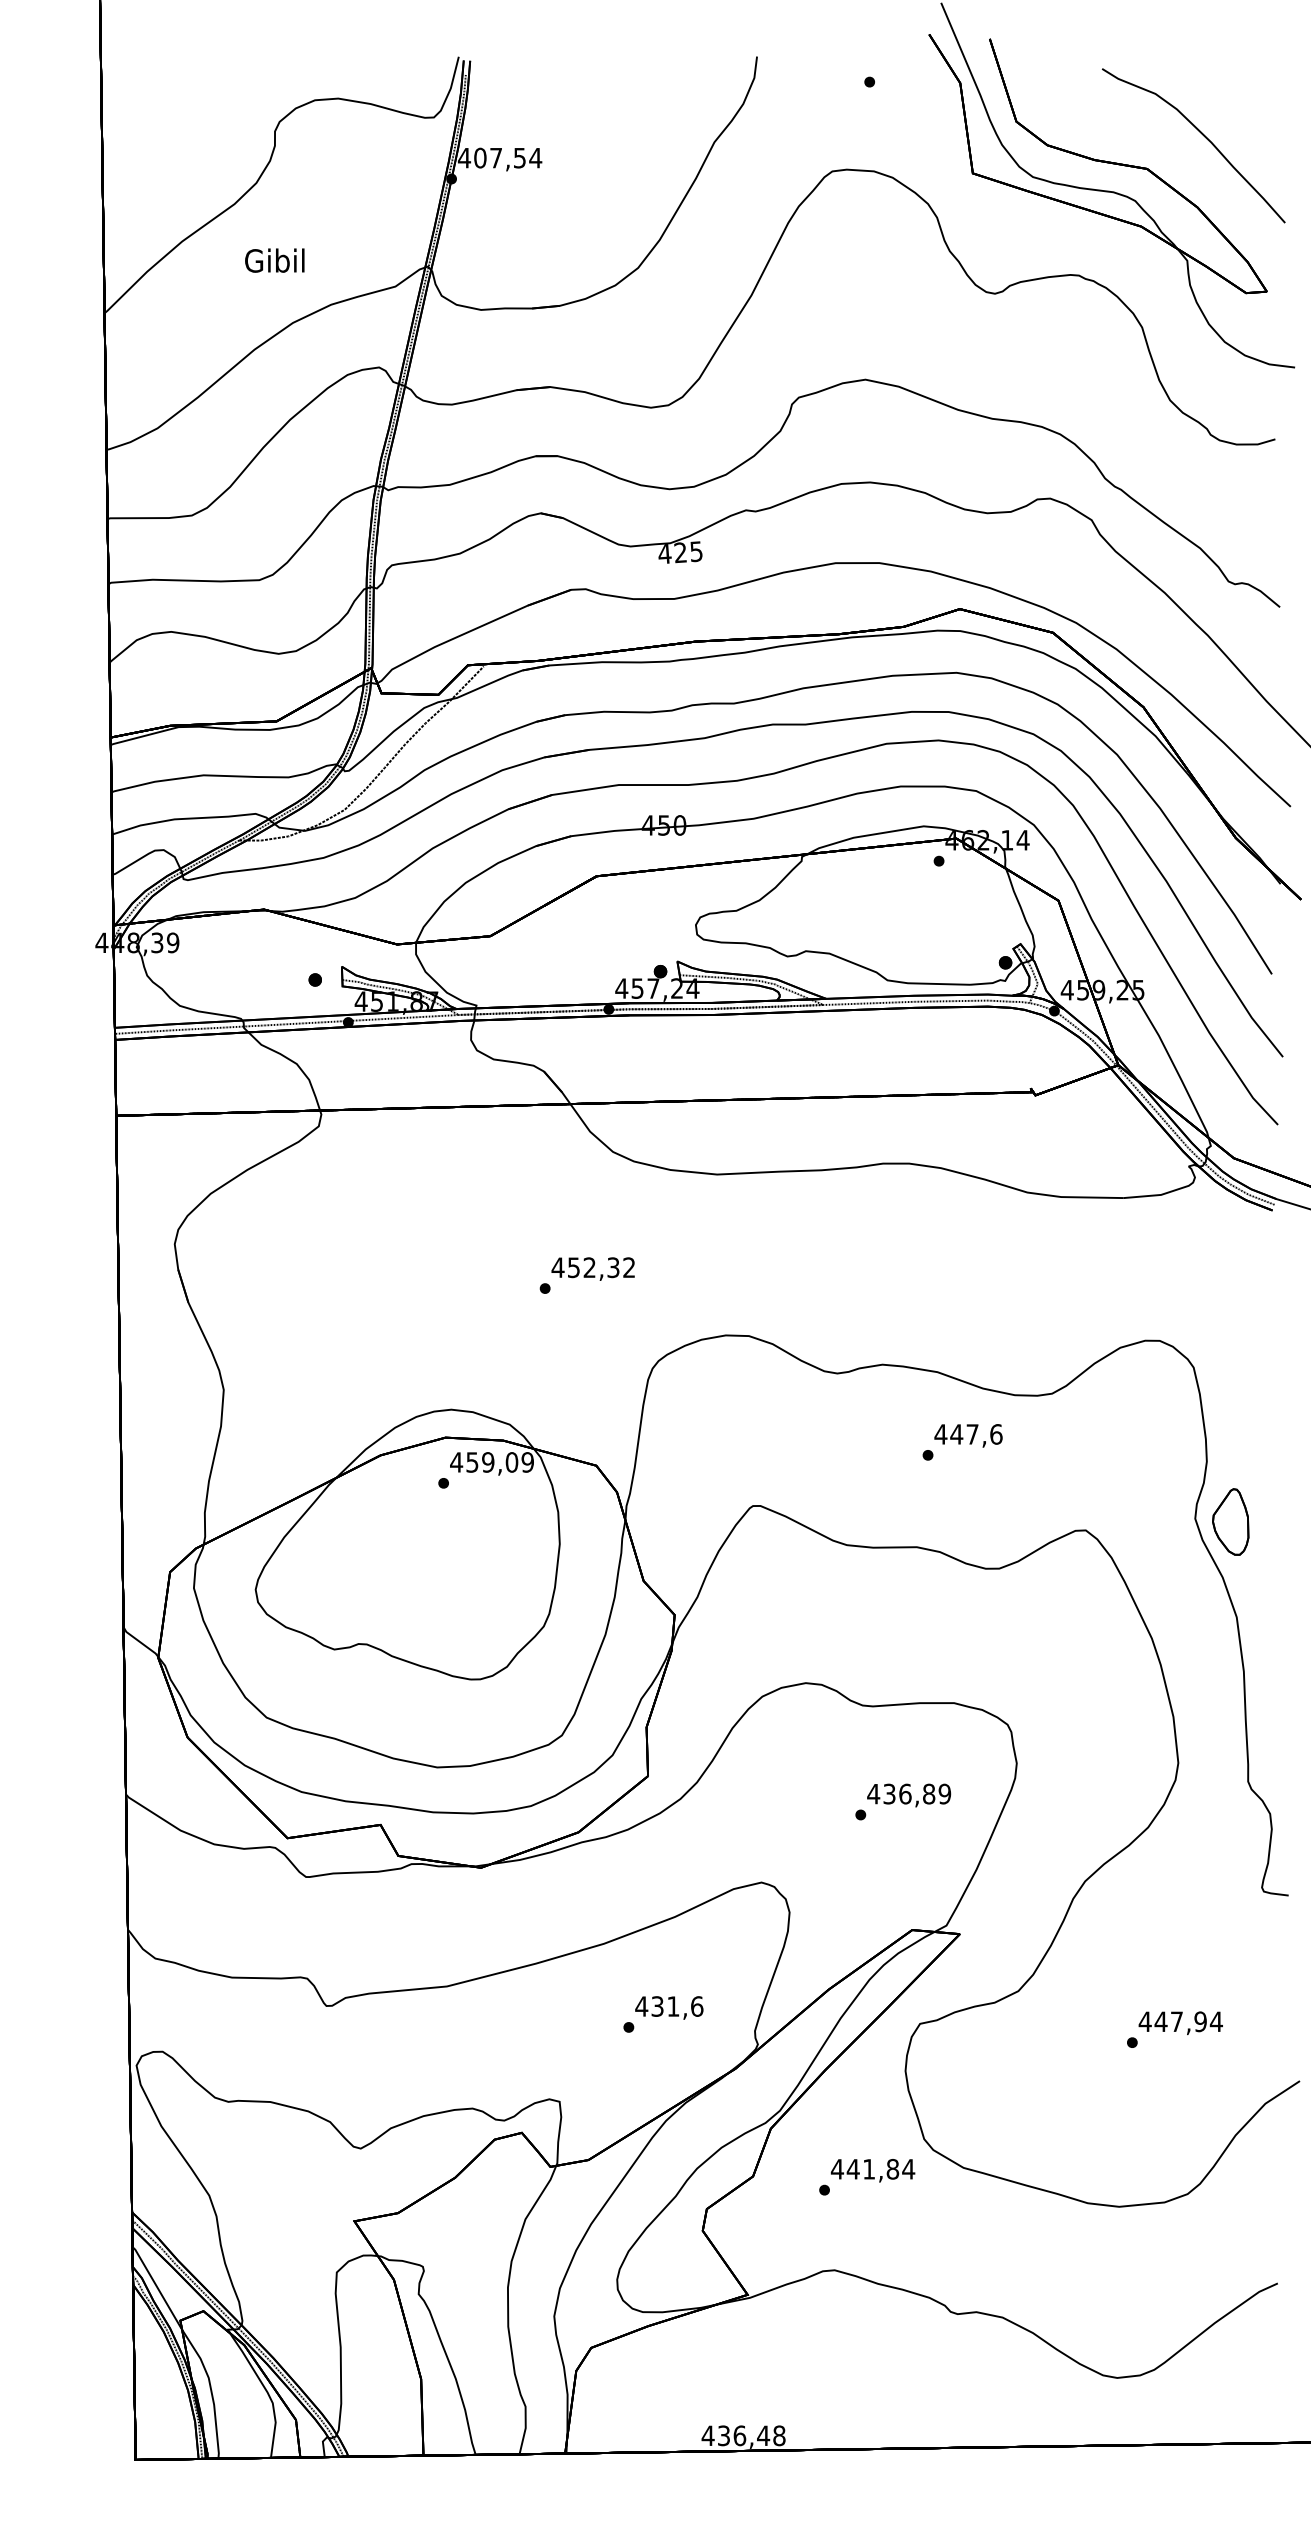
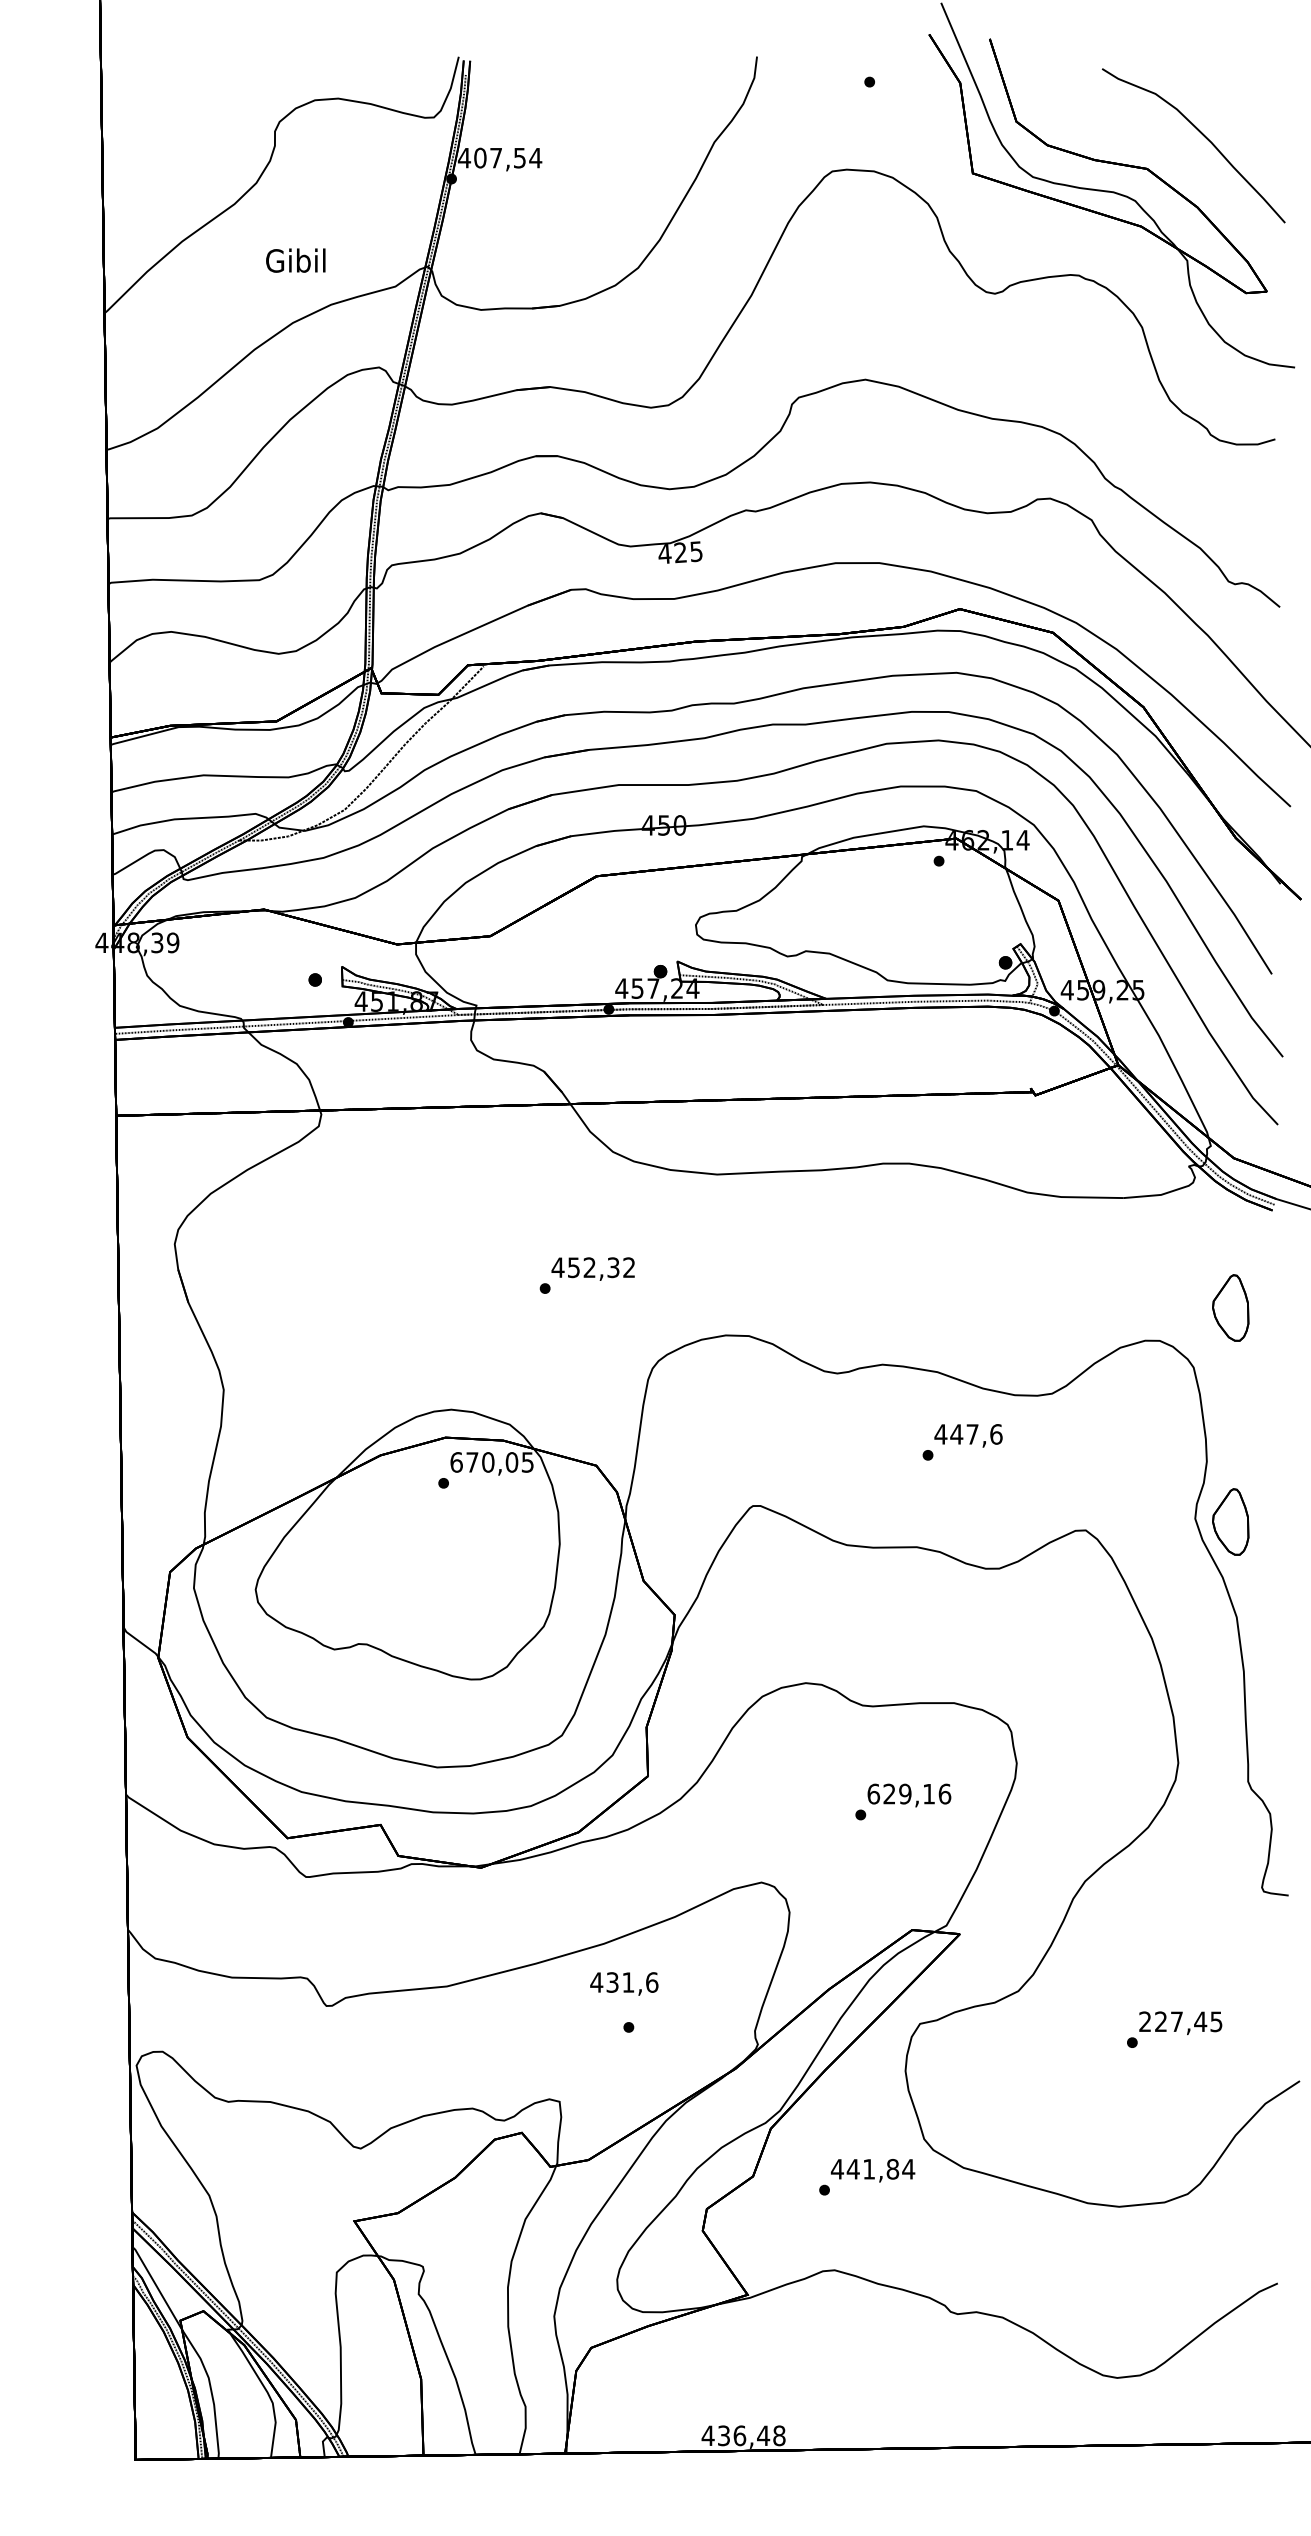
text position: (274, 260) -> (295, 260) (295, 260)
part: none -> present (1230, 1307)
text: 459,09 -> 670,05 (491, 1462)
text: 436,89 -> 629,16 (909, 1793)
text position: (669, 2007) -> (624, 1983) (624, 1983)
text: 447,94 -> 227,45 (1180, 2021)
